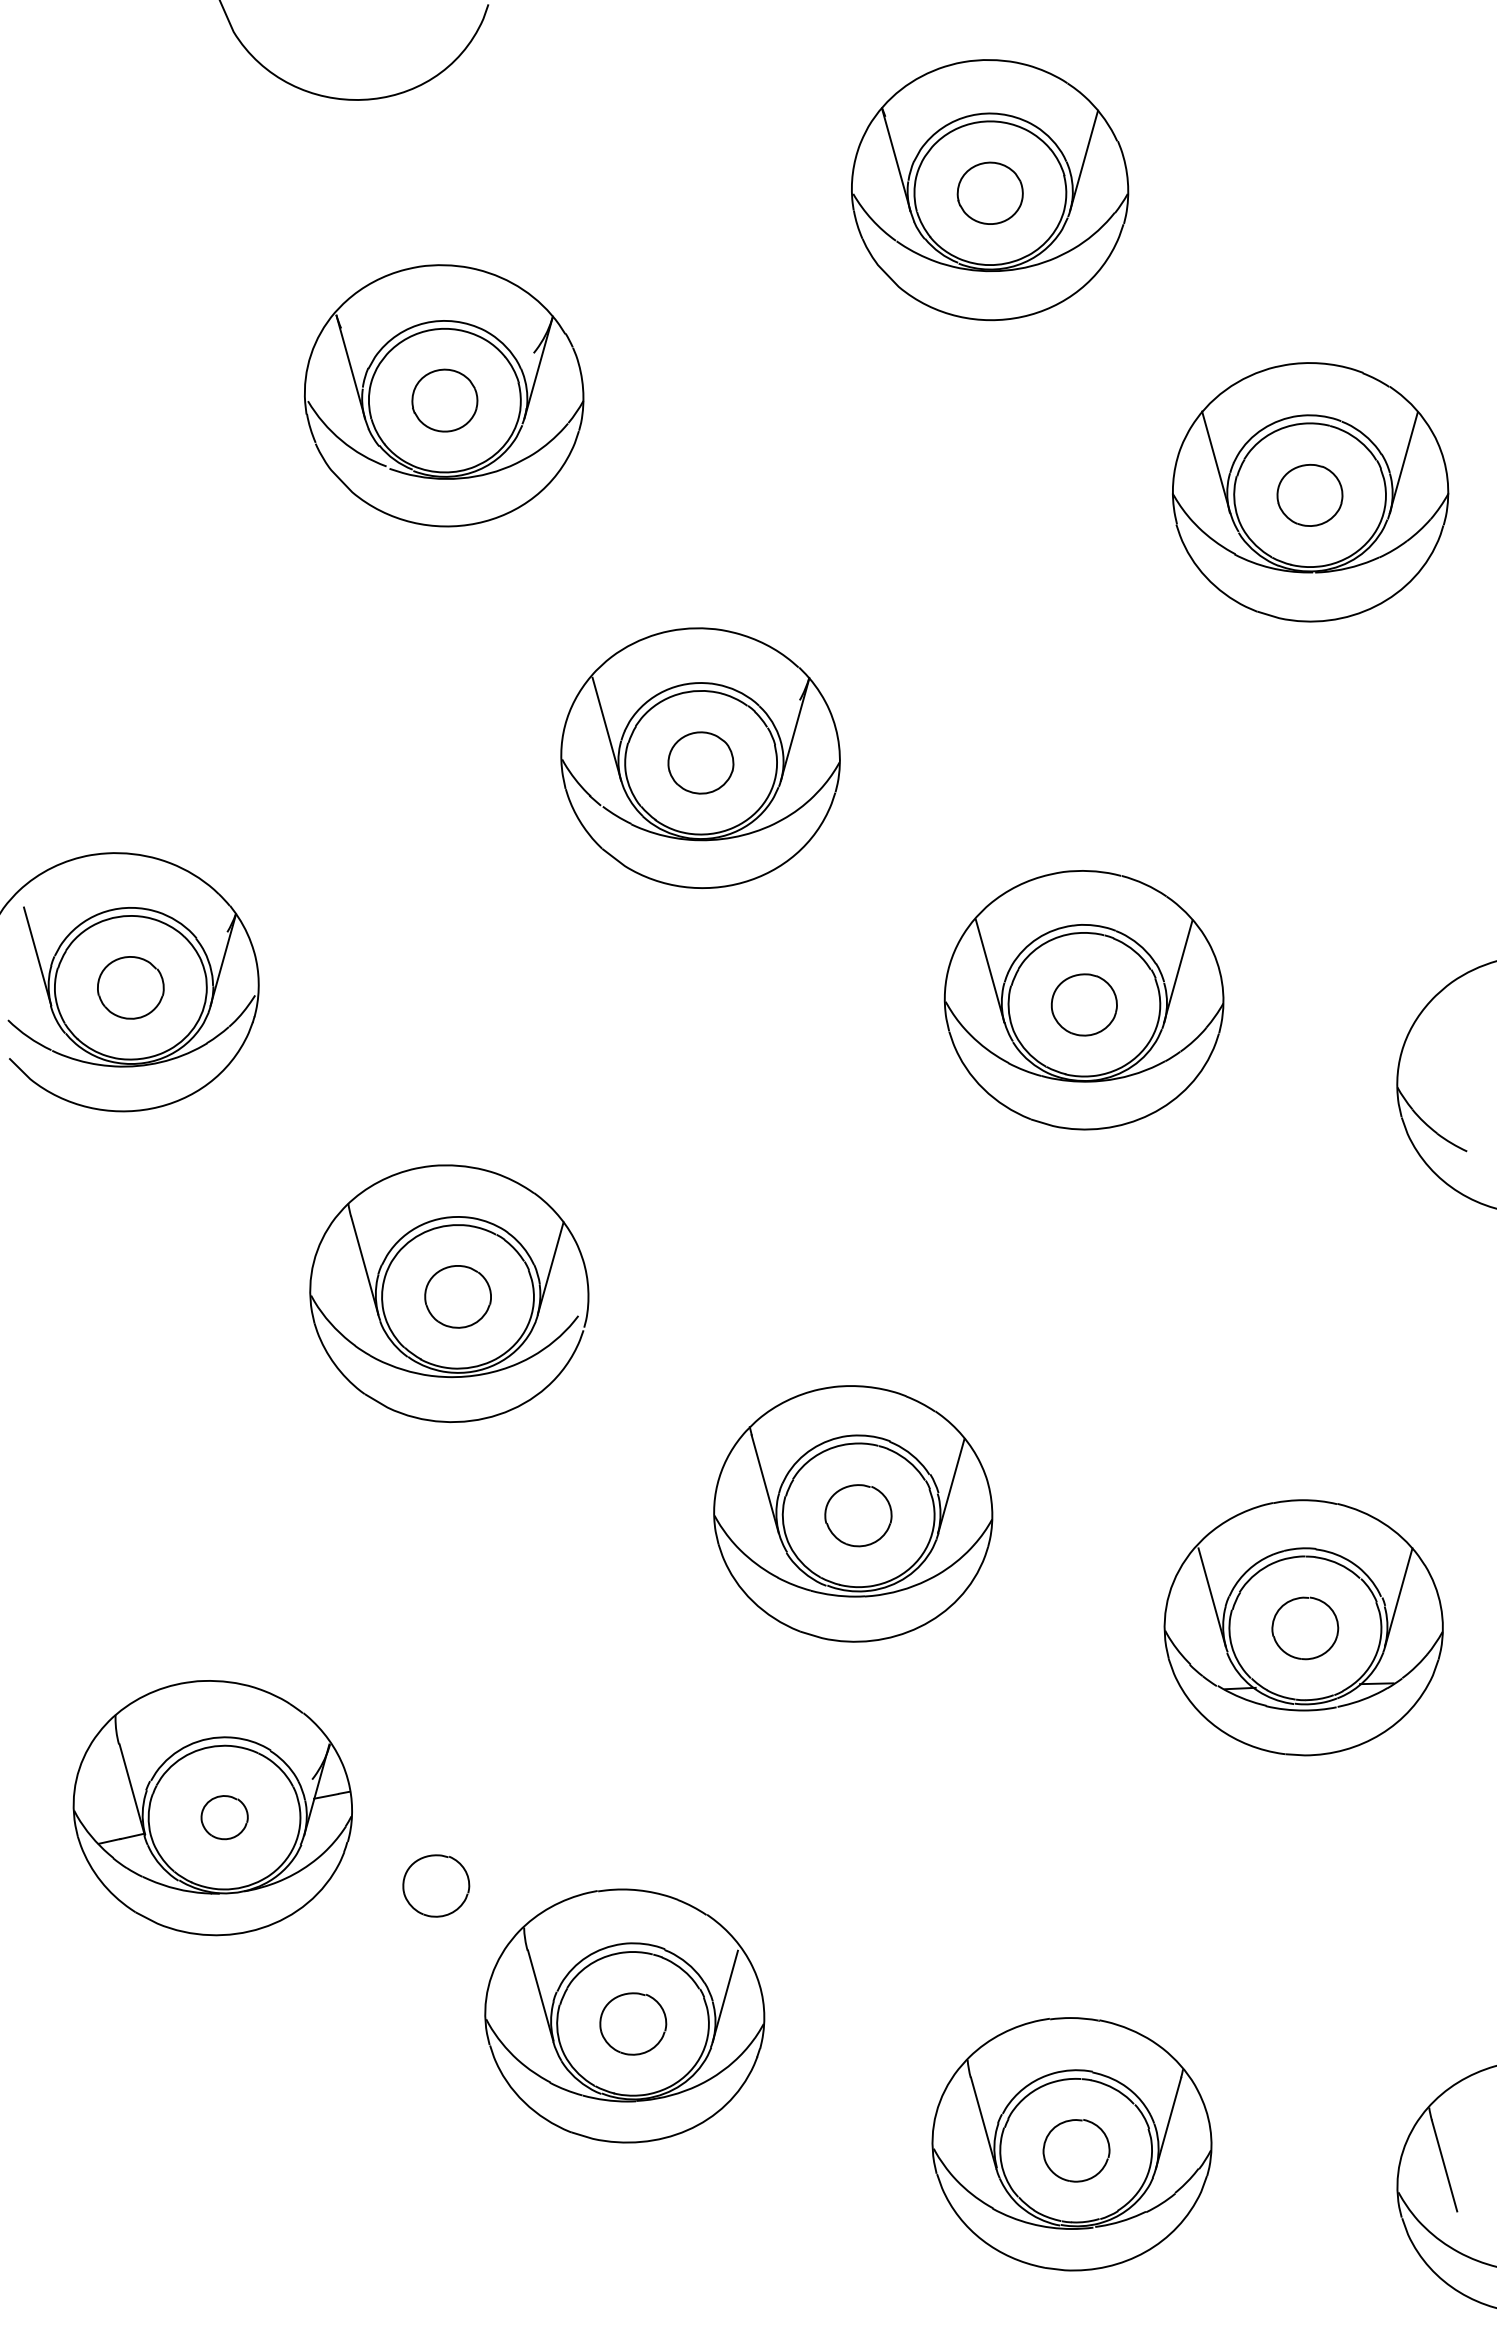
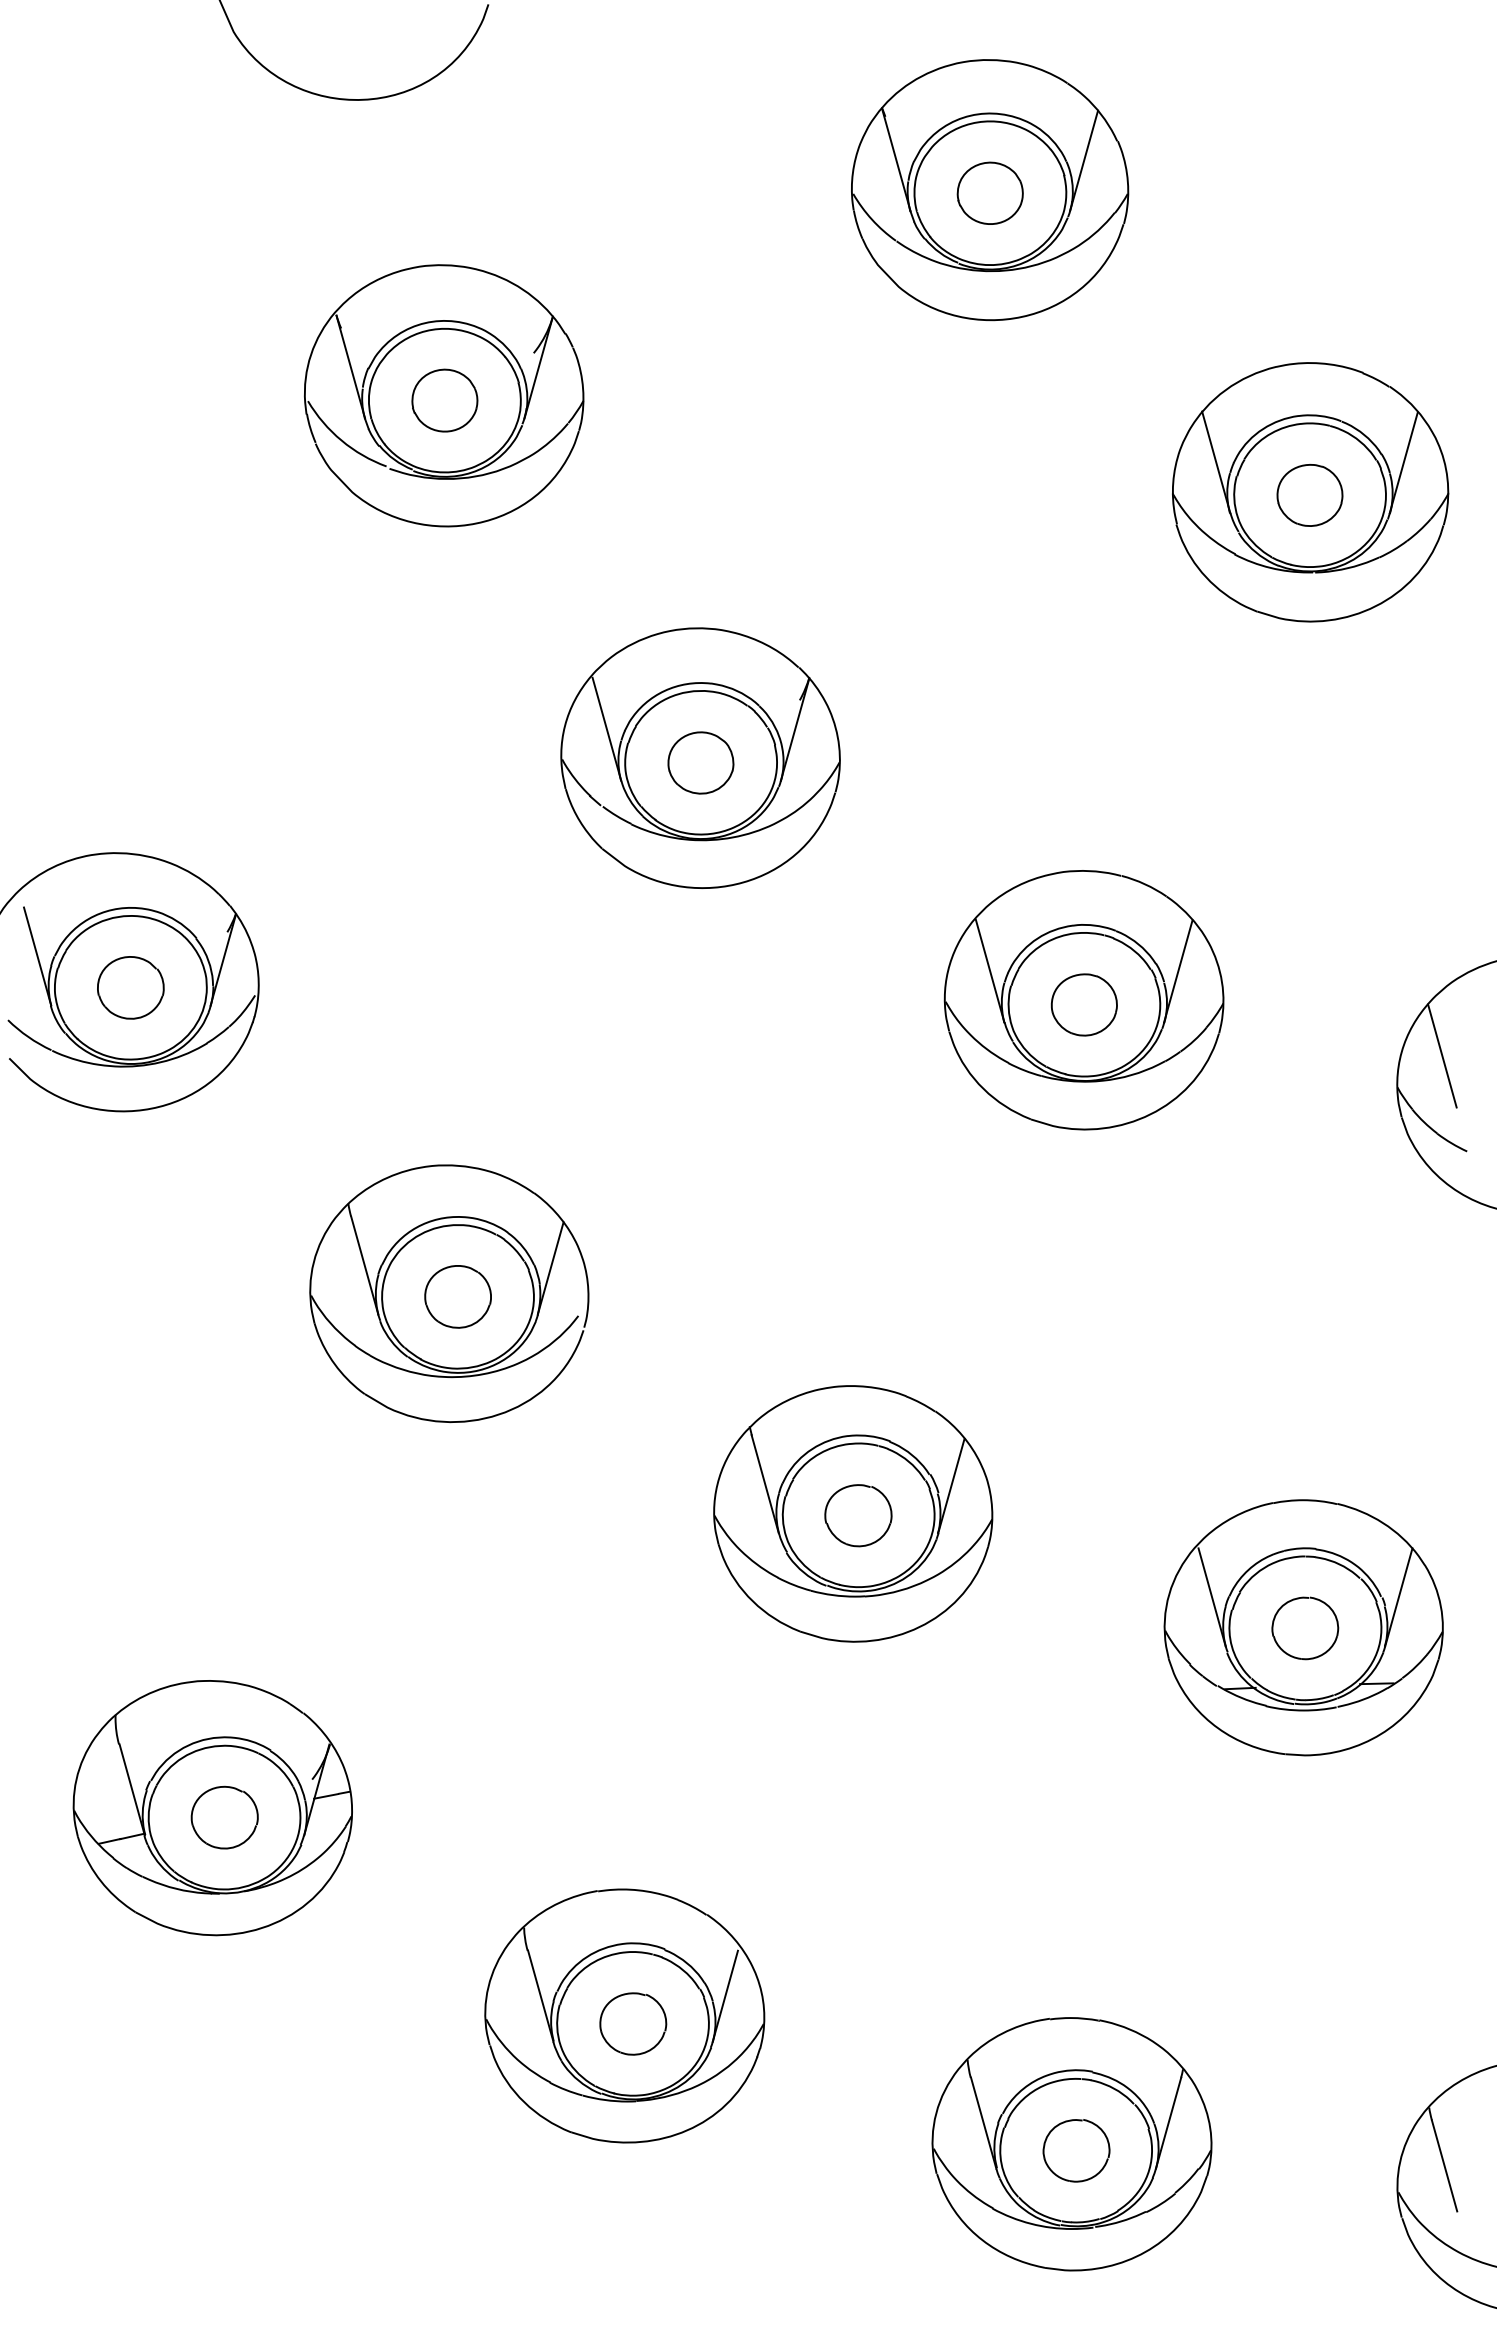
line: none -> present (1442, 1055)
part size: 49x46 px -> 69x65 px (224, 1817)
part: present -> none (436, 1885)
